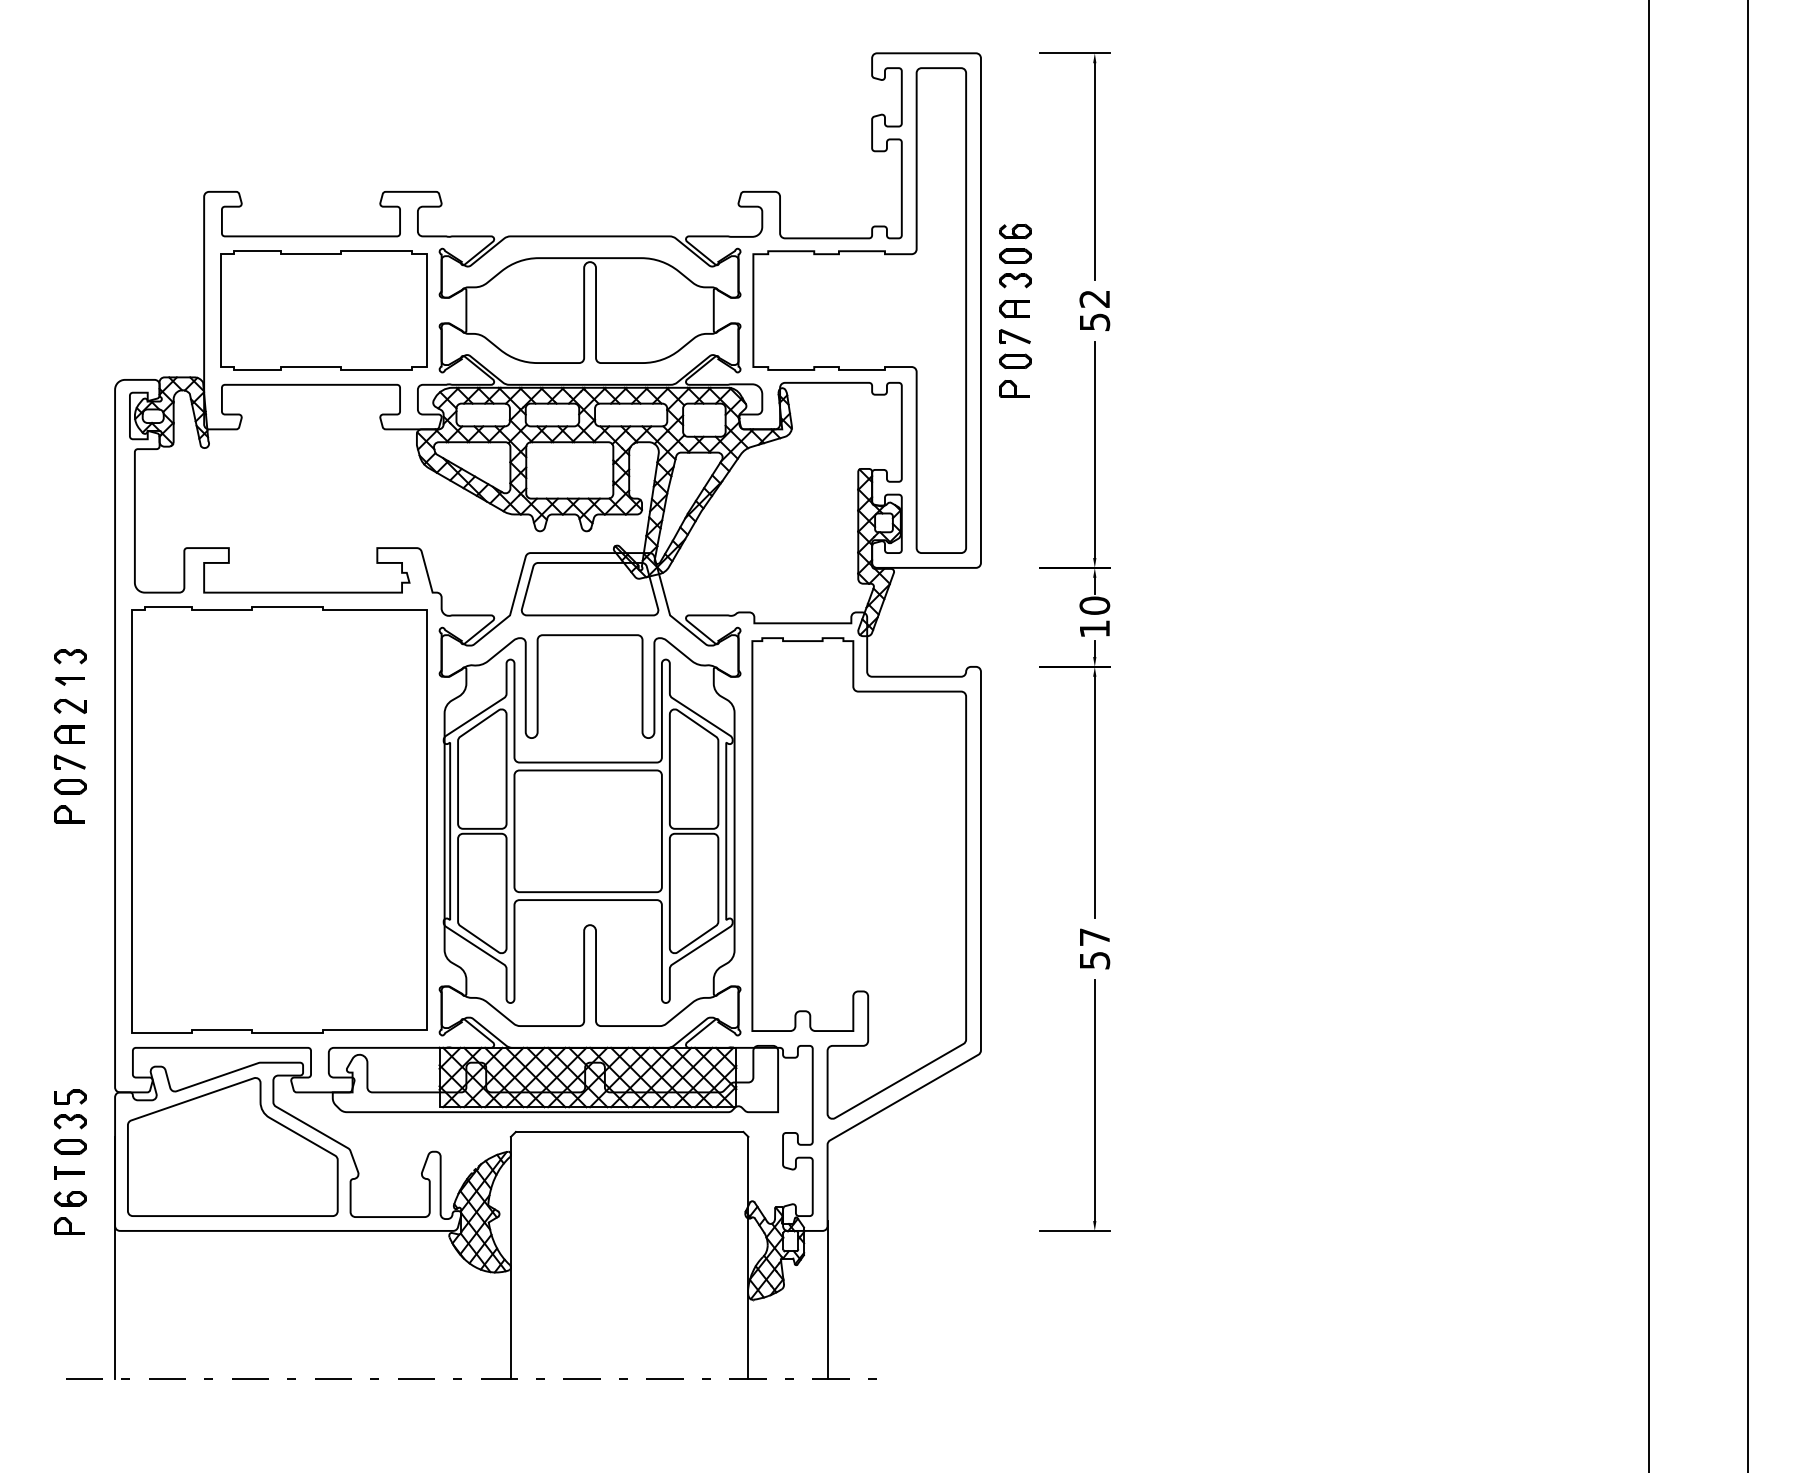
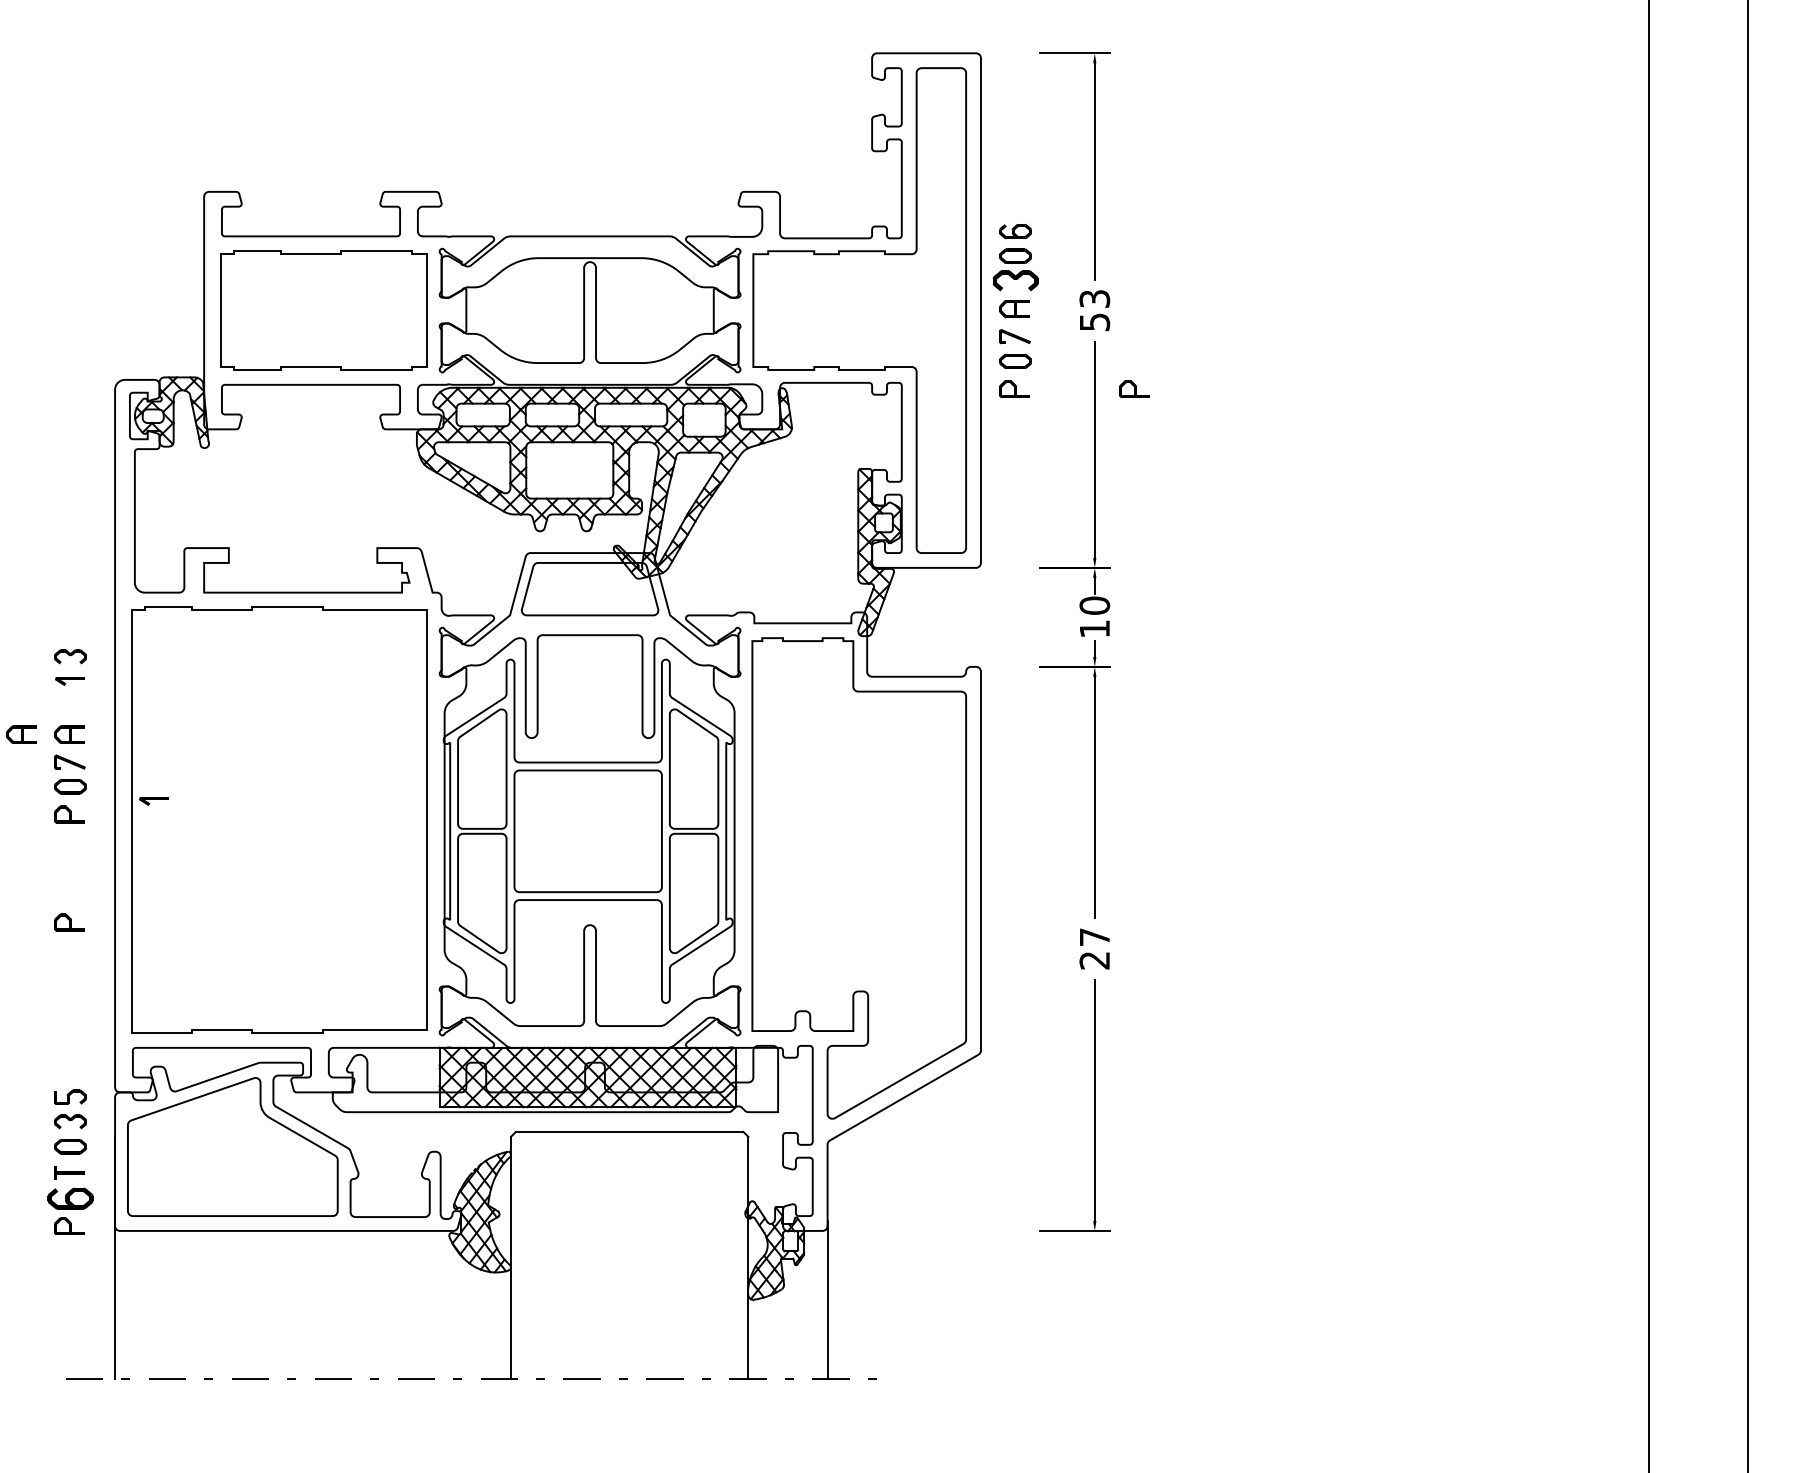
part size: 33x16 px -> 47x22 px (1015, 280)
text: 52 -> 53 (1094, 298)
part: none -> present (1134, 388)
part: present -> none (70, 706)
part: none -> present (21, 734)
part: none -> present (153, 801)
part: none -> present (69, 922)
text: 57 -> 27 (1094, 960)
part size: 33x16 px -> 47x23 px (70, 1198)
